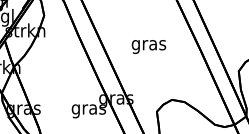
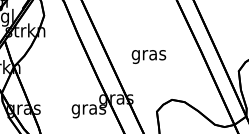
text position: (148, 46) -> (148, 56) (148, 56)
